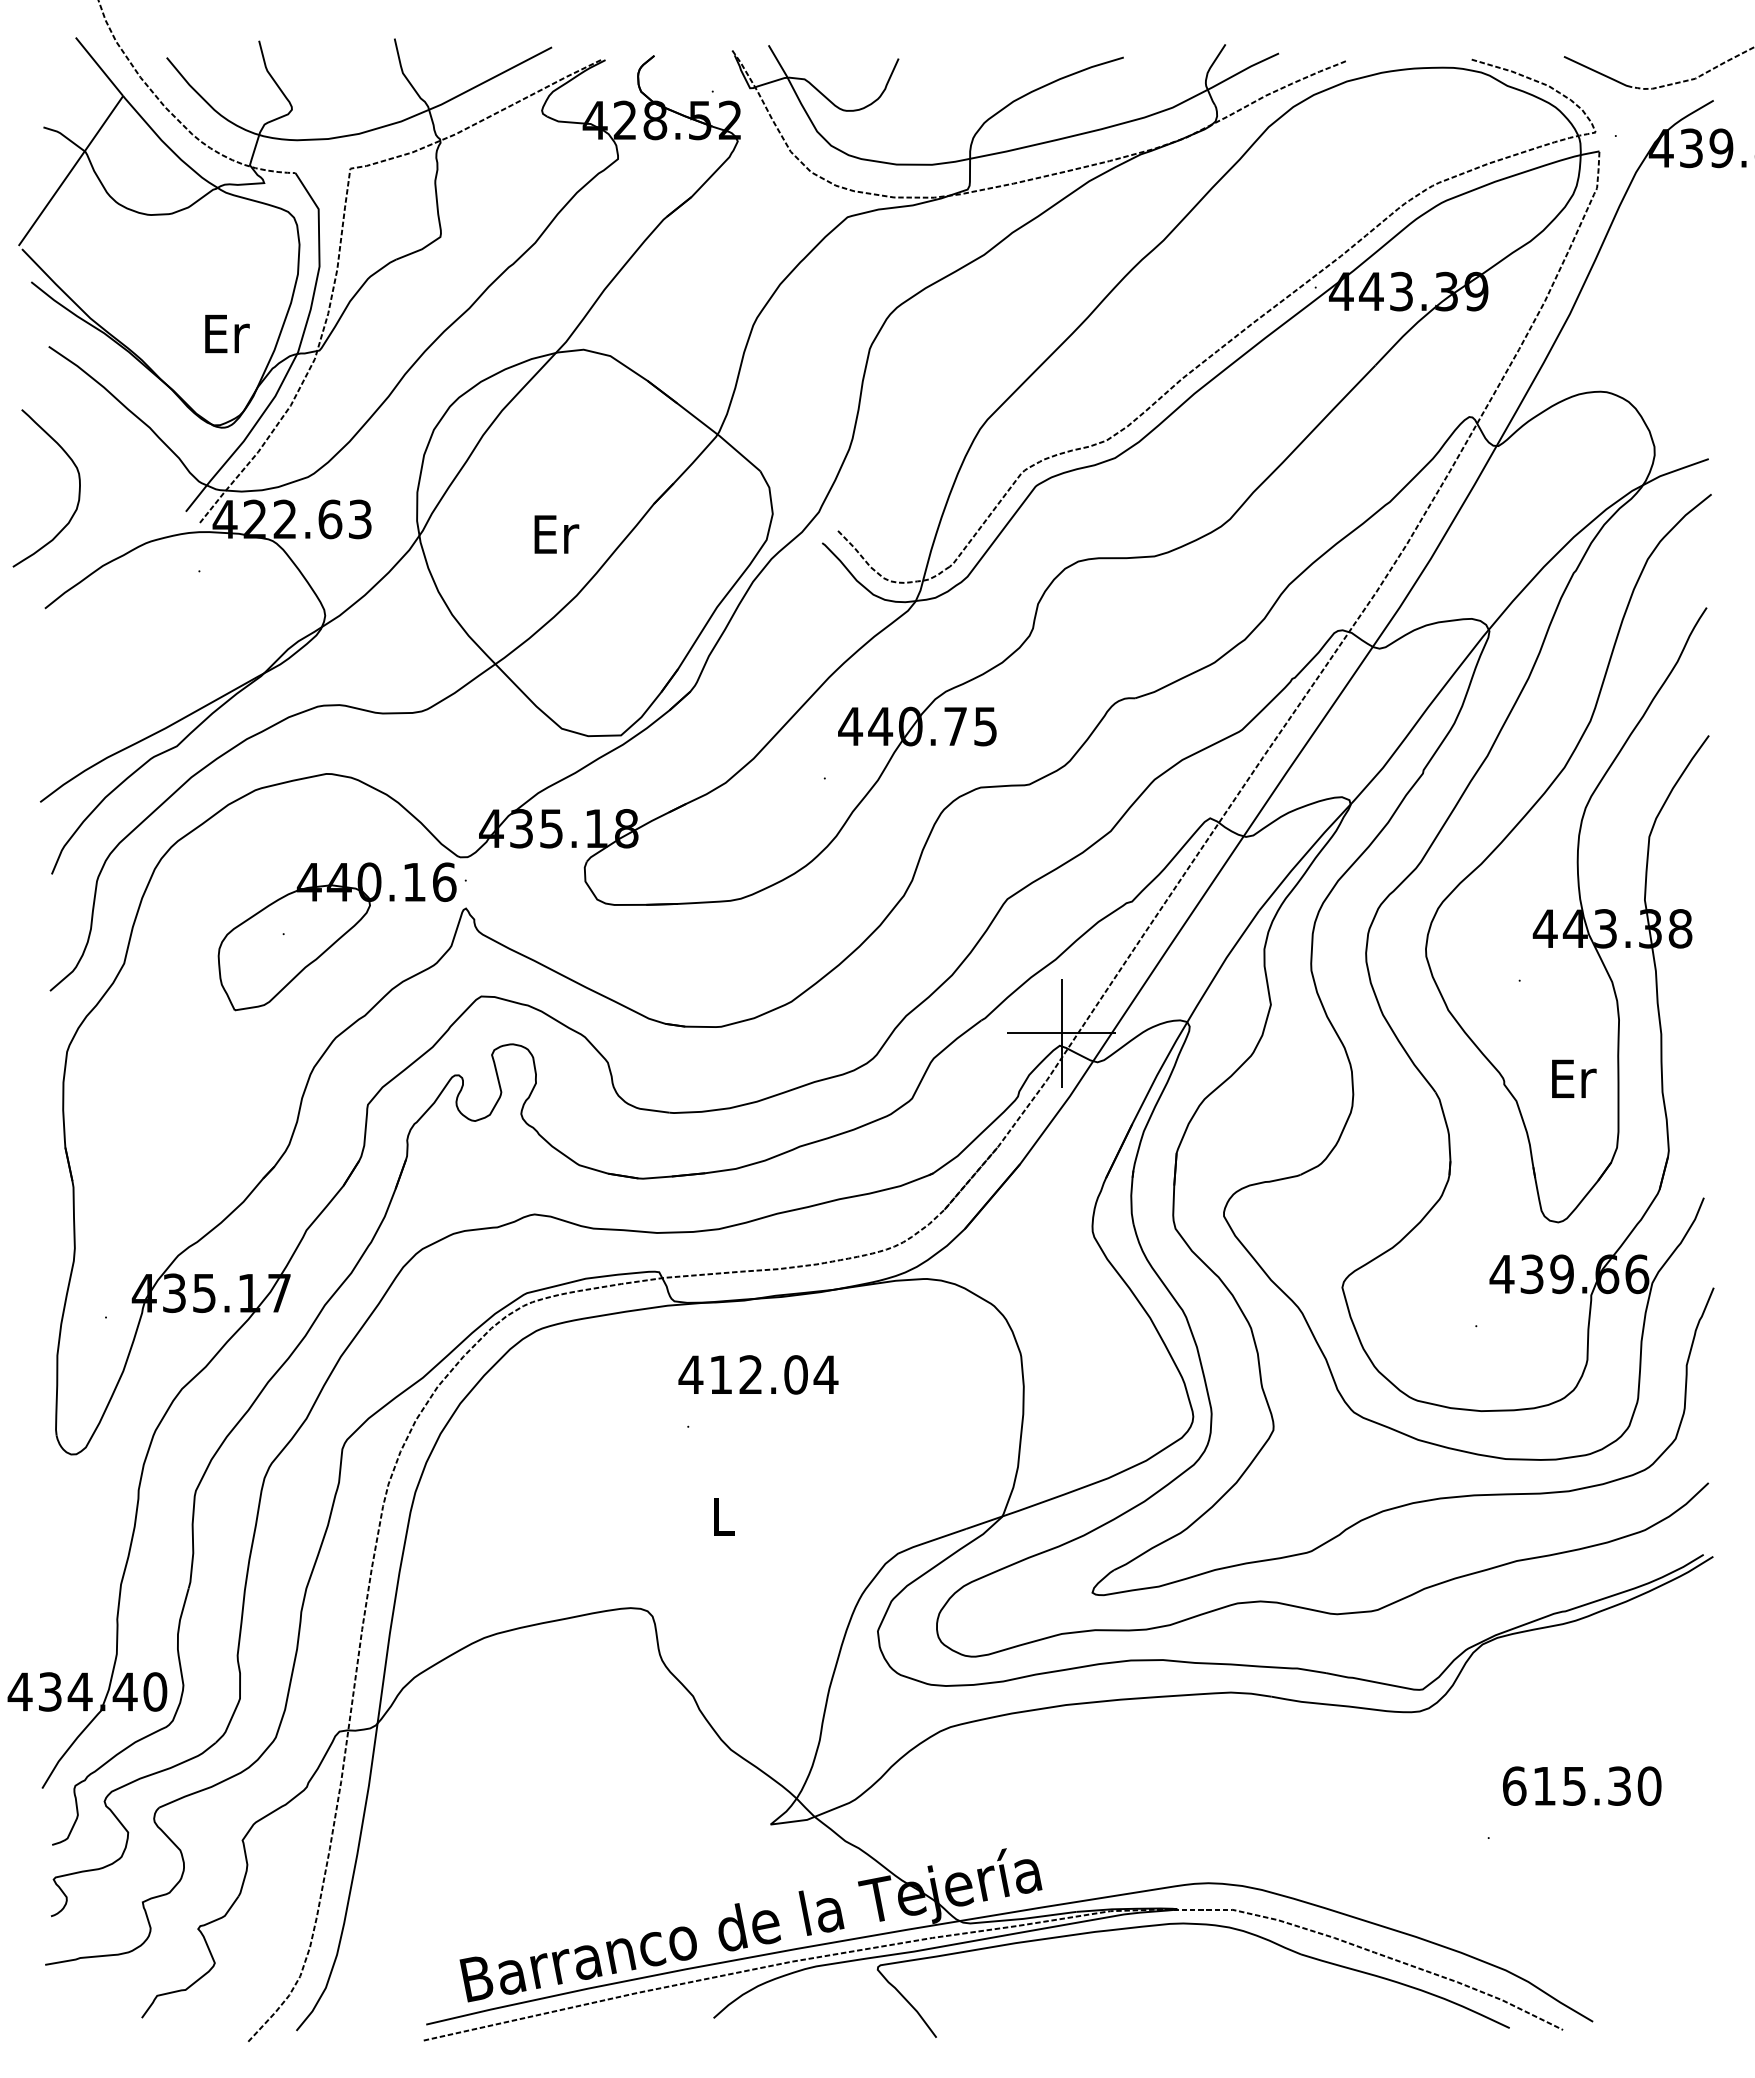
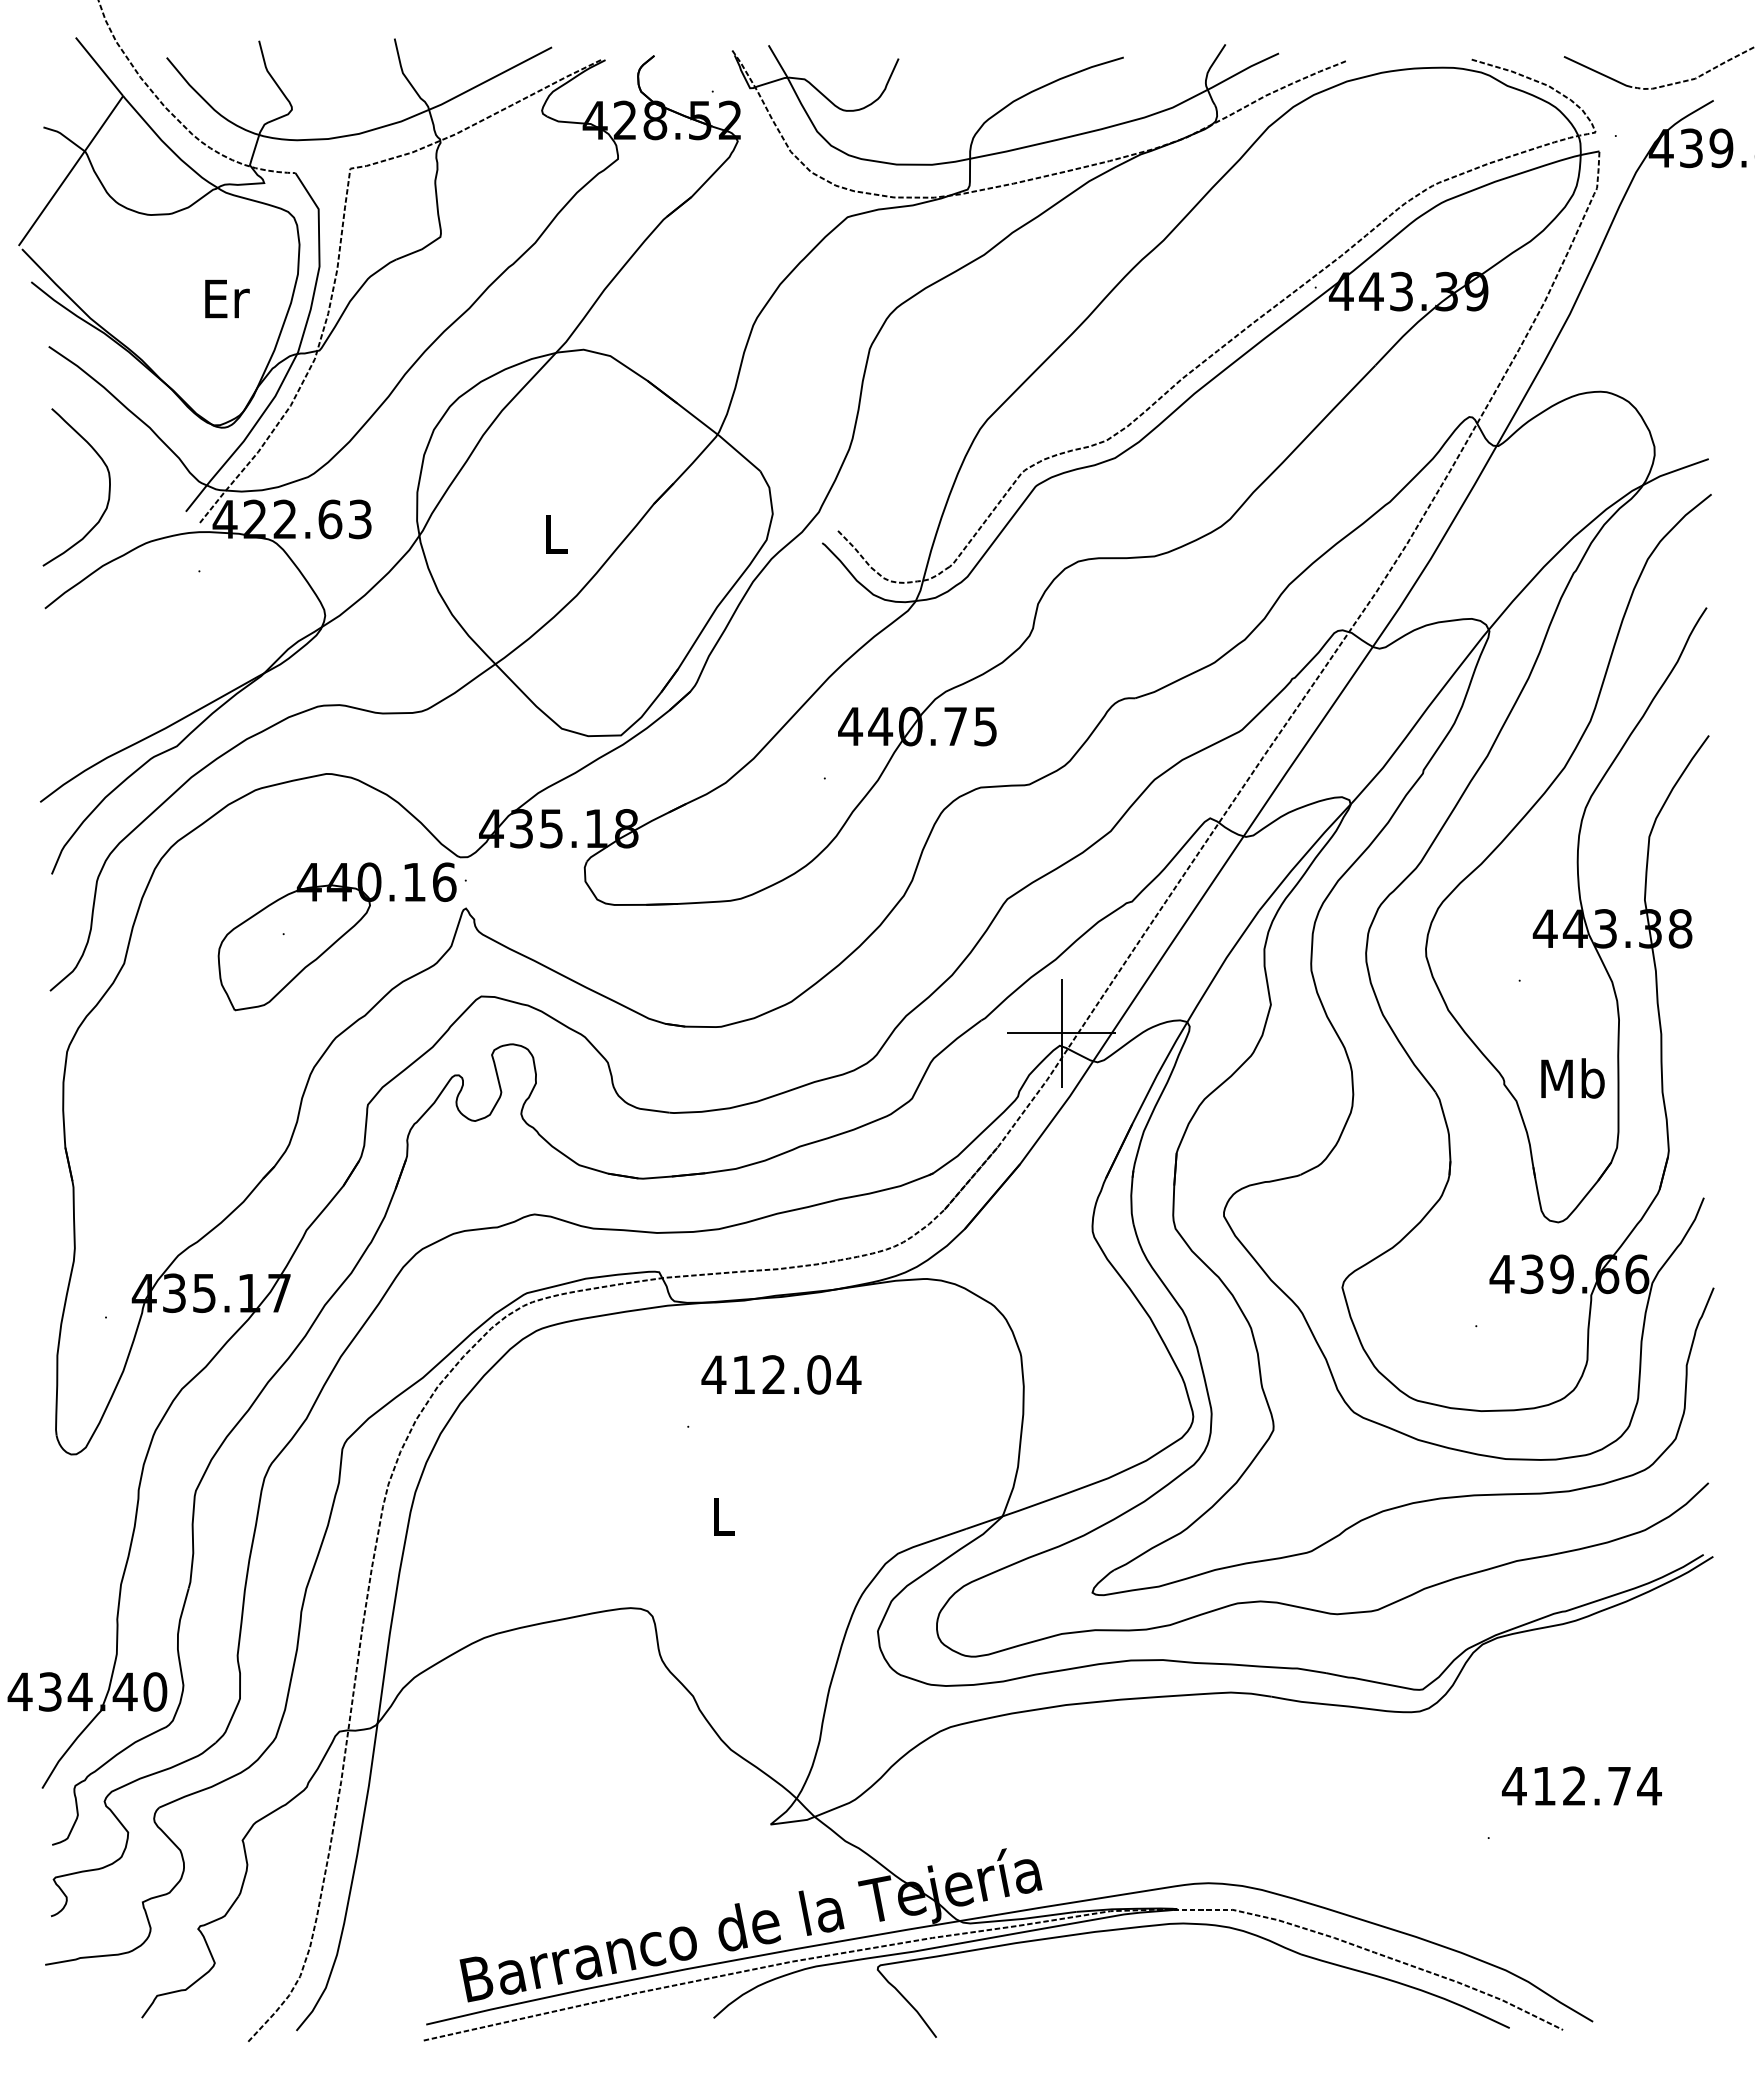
text position: (227, 334) -> (227, 299) (227, 299)
curve position: (78, 490) -> (108, 489) (108, 489)
text: Er -> L (556, 534)
text: Er -> Mb (1572, 1078)
text position: (758, 1374) -> (781, 1374) (781, 1374)
text: 615.30 -> 412.74 (1581, 1785)
